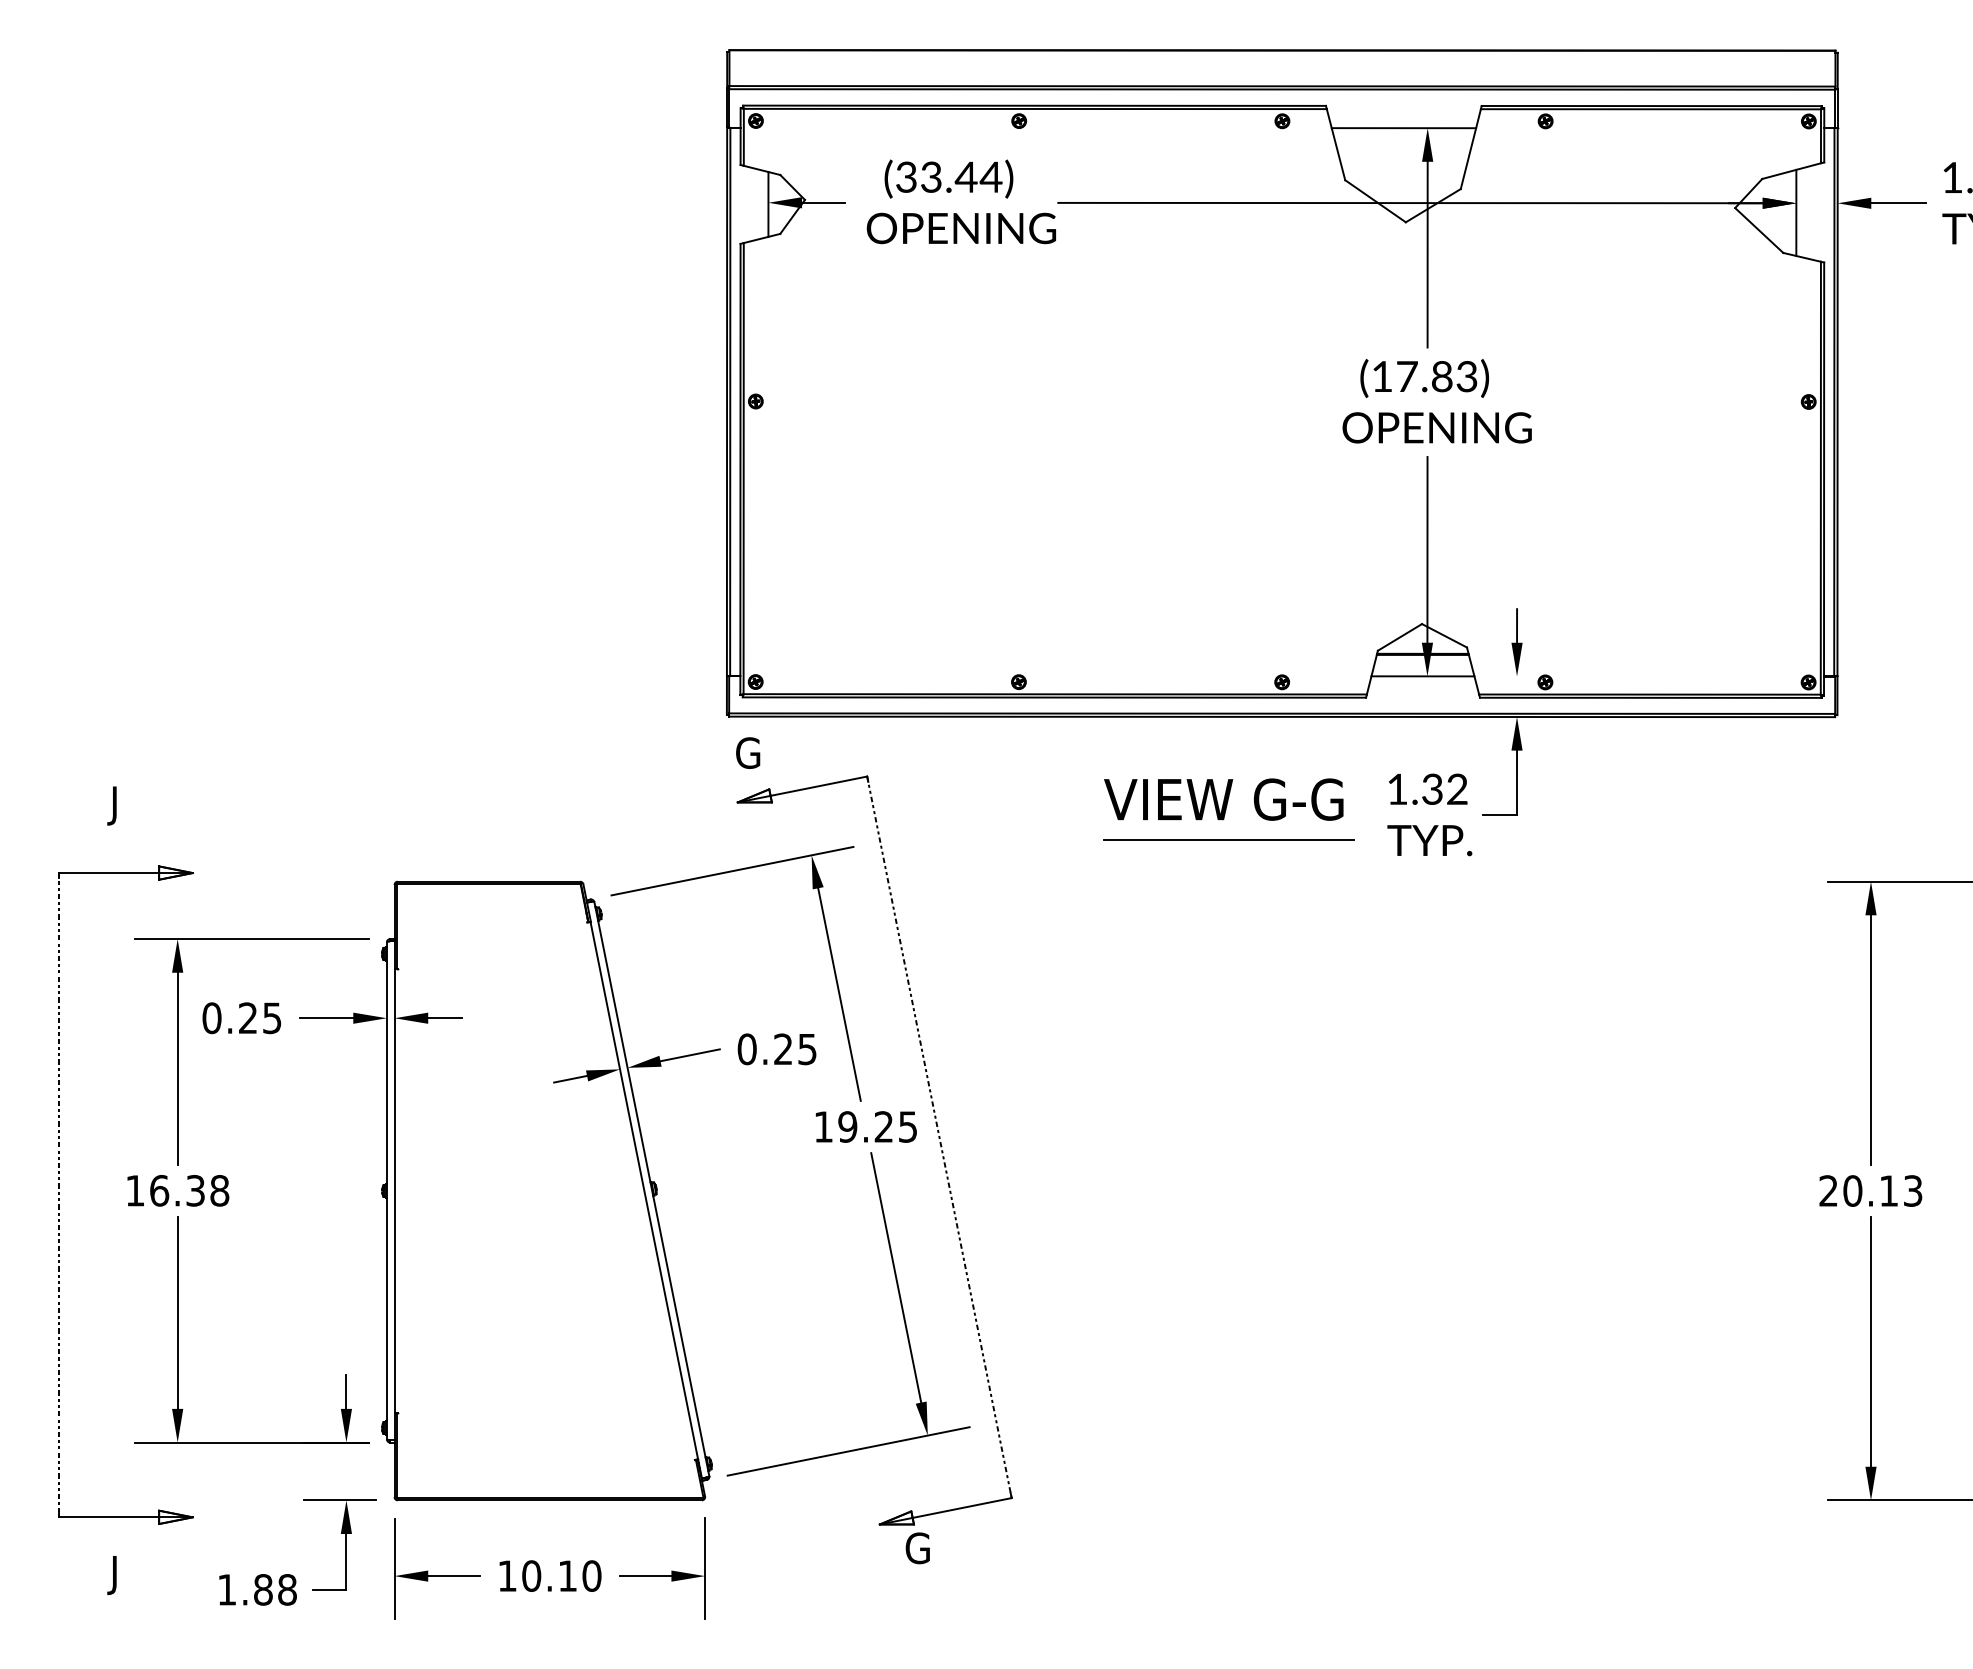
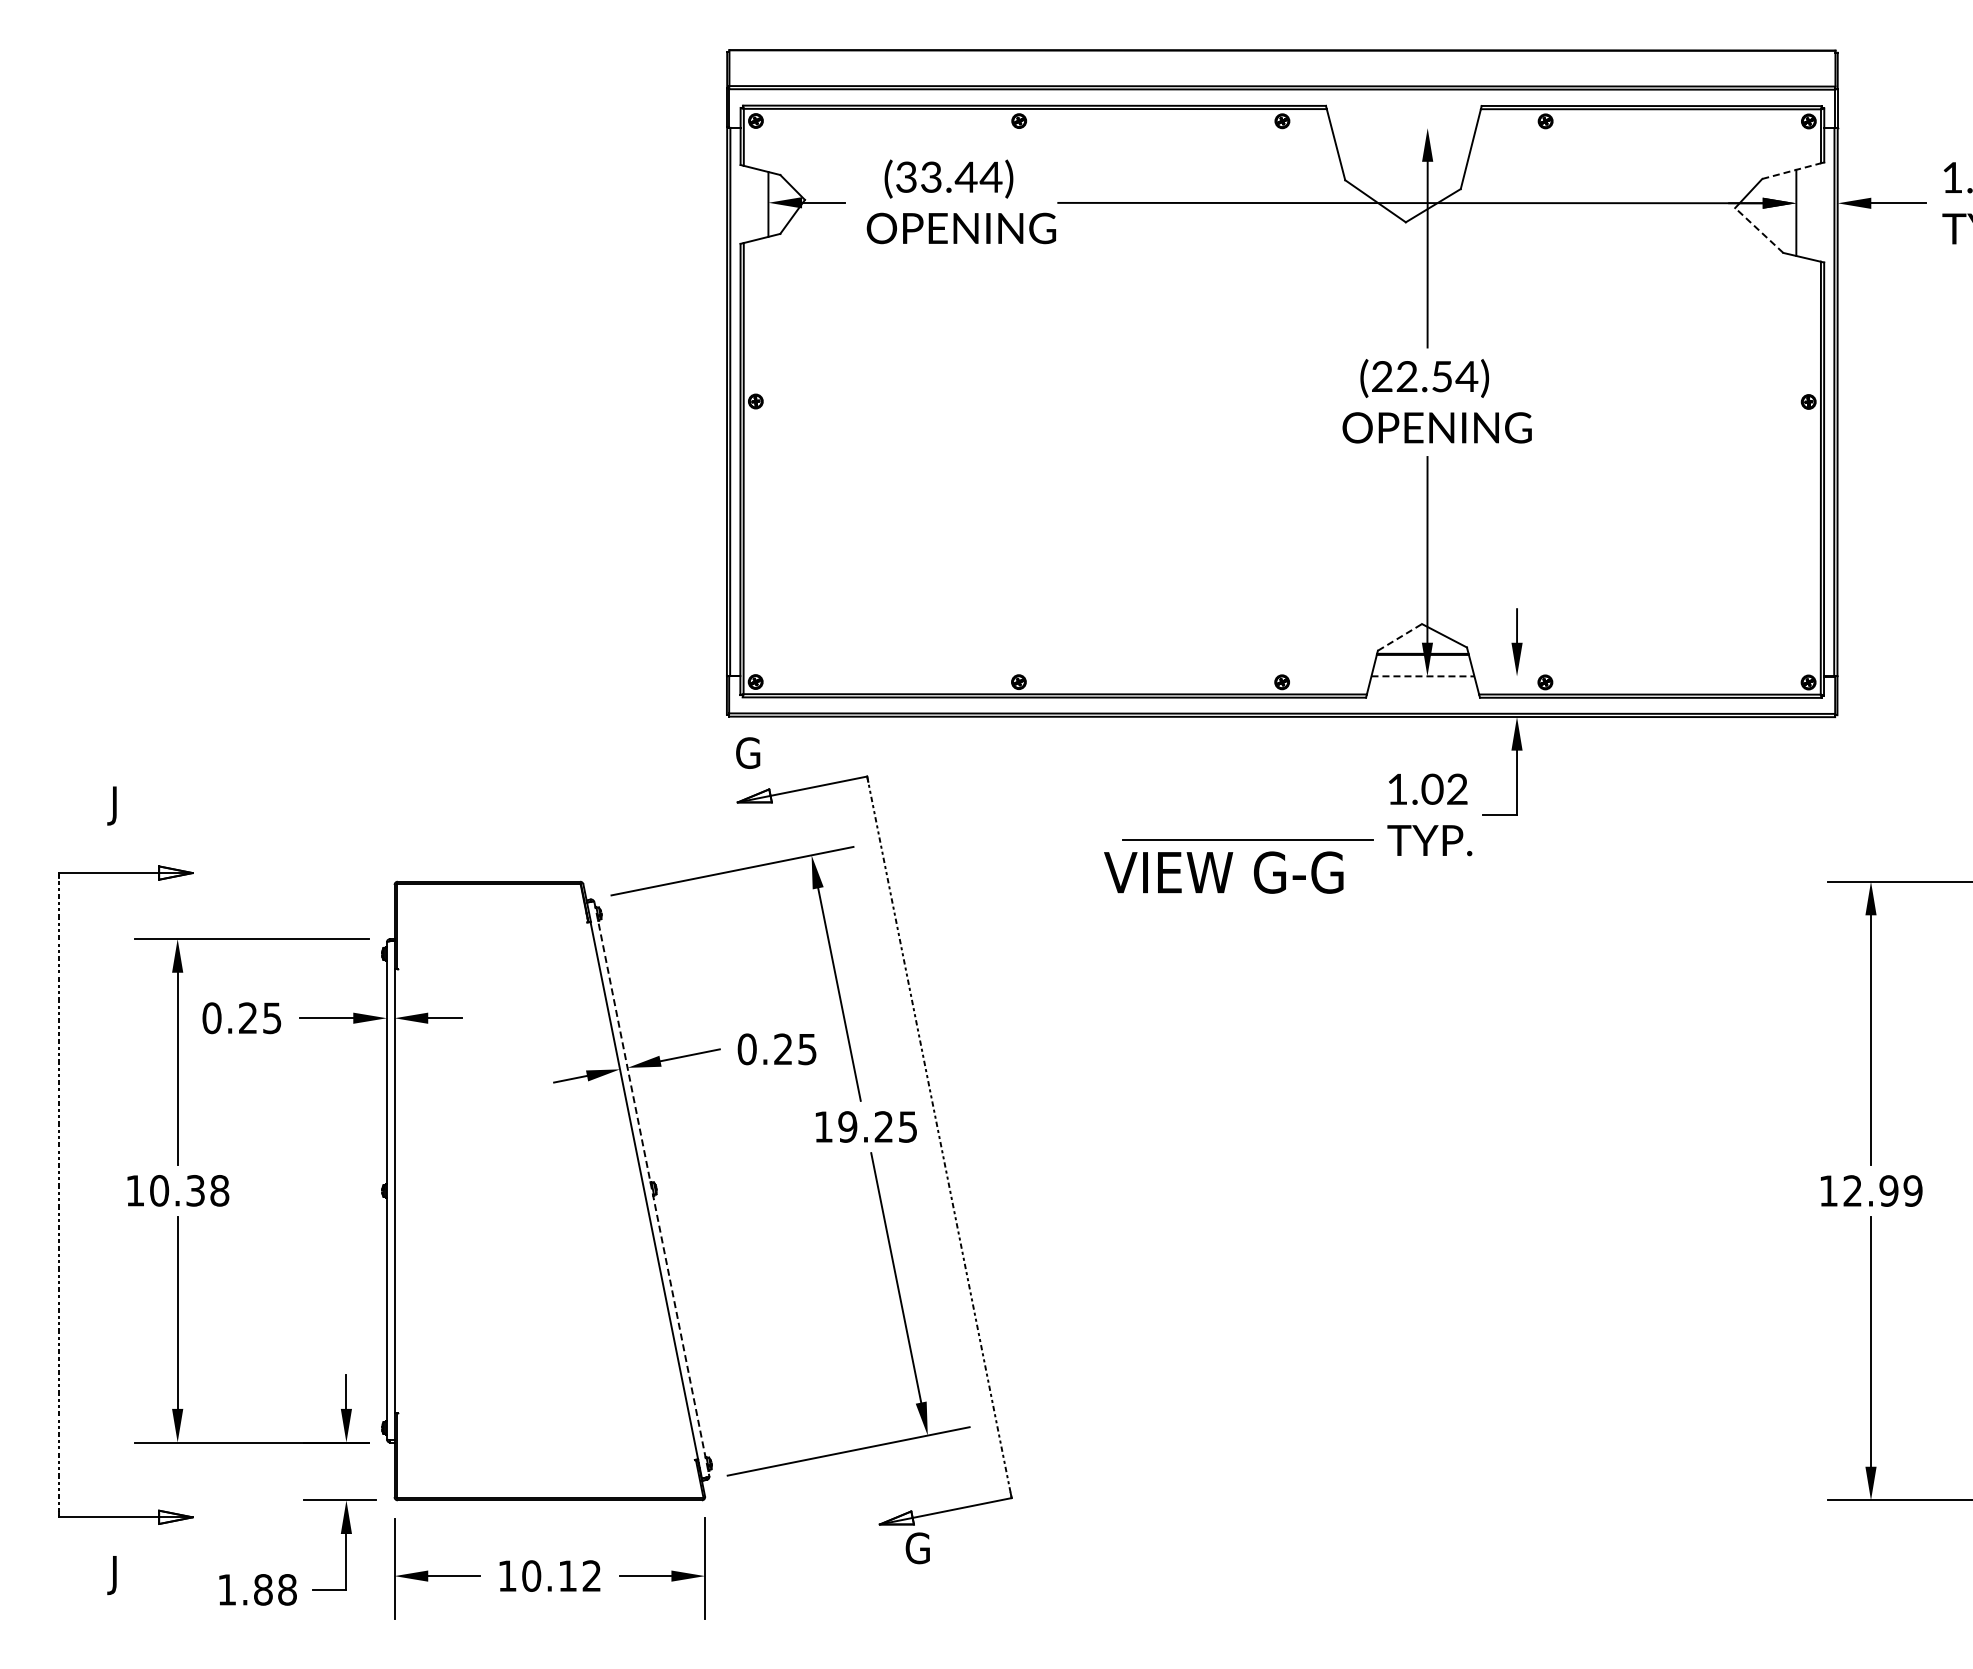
line: present -> none (1403, 128)
line: solid -> dashed (1792, 171)
line: solid -> dashed (1759, 230)
text: (17.83) -> (22.54) (1425, 376)
line: solid -> dashed (1399, 637)
line: solid -> dashed (1423, 676)
text: 1.32 -> 1.02 (1432, 789)
text position: (1223, 799) -> (1223, 872) (1223, 872)
line position: (1228, 839) -> (1247, 839) (1247, 839)
line: solid -> dashed (651, 1189)
text: 16.38 -> 10.38 (159, 1190)
text: 20.13 -> 12.99 (1870, 1190)
text: 10.10 -> 10.12 (591, 1575)
